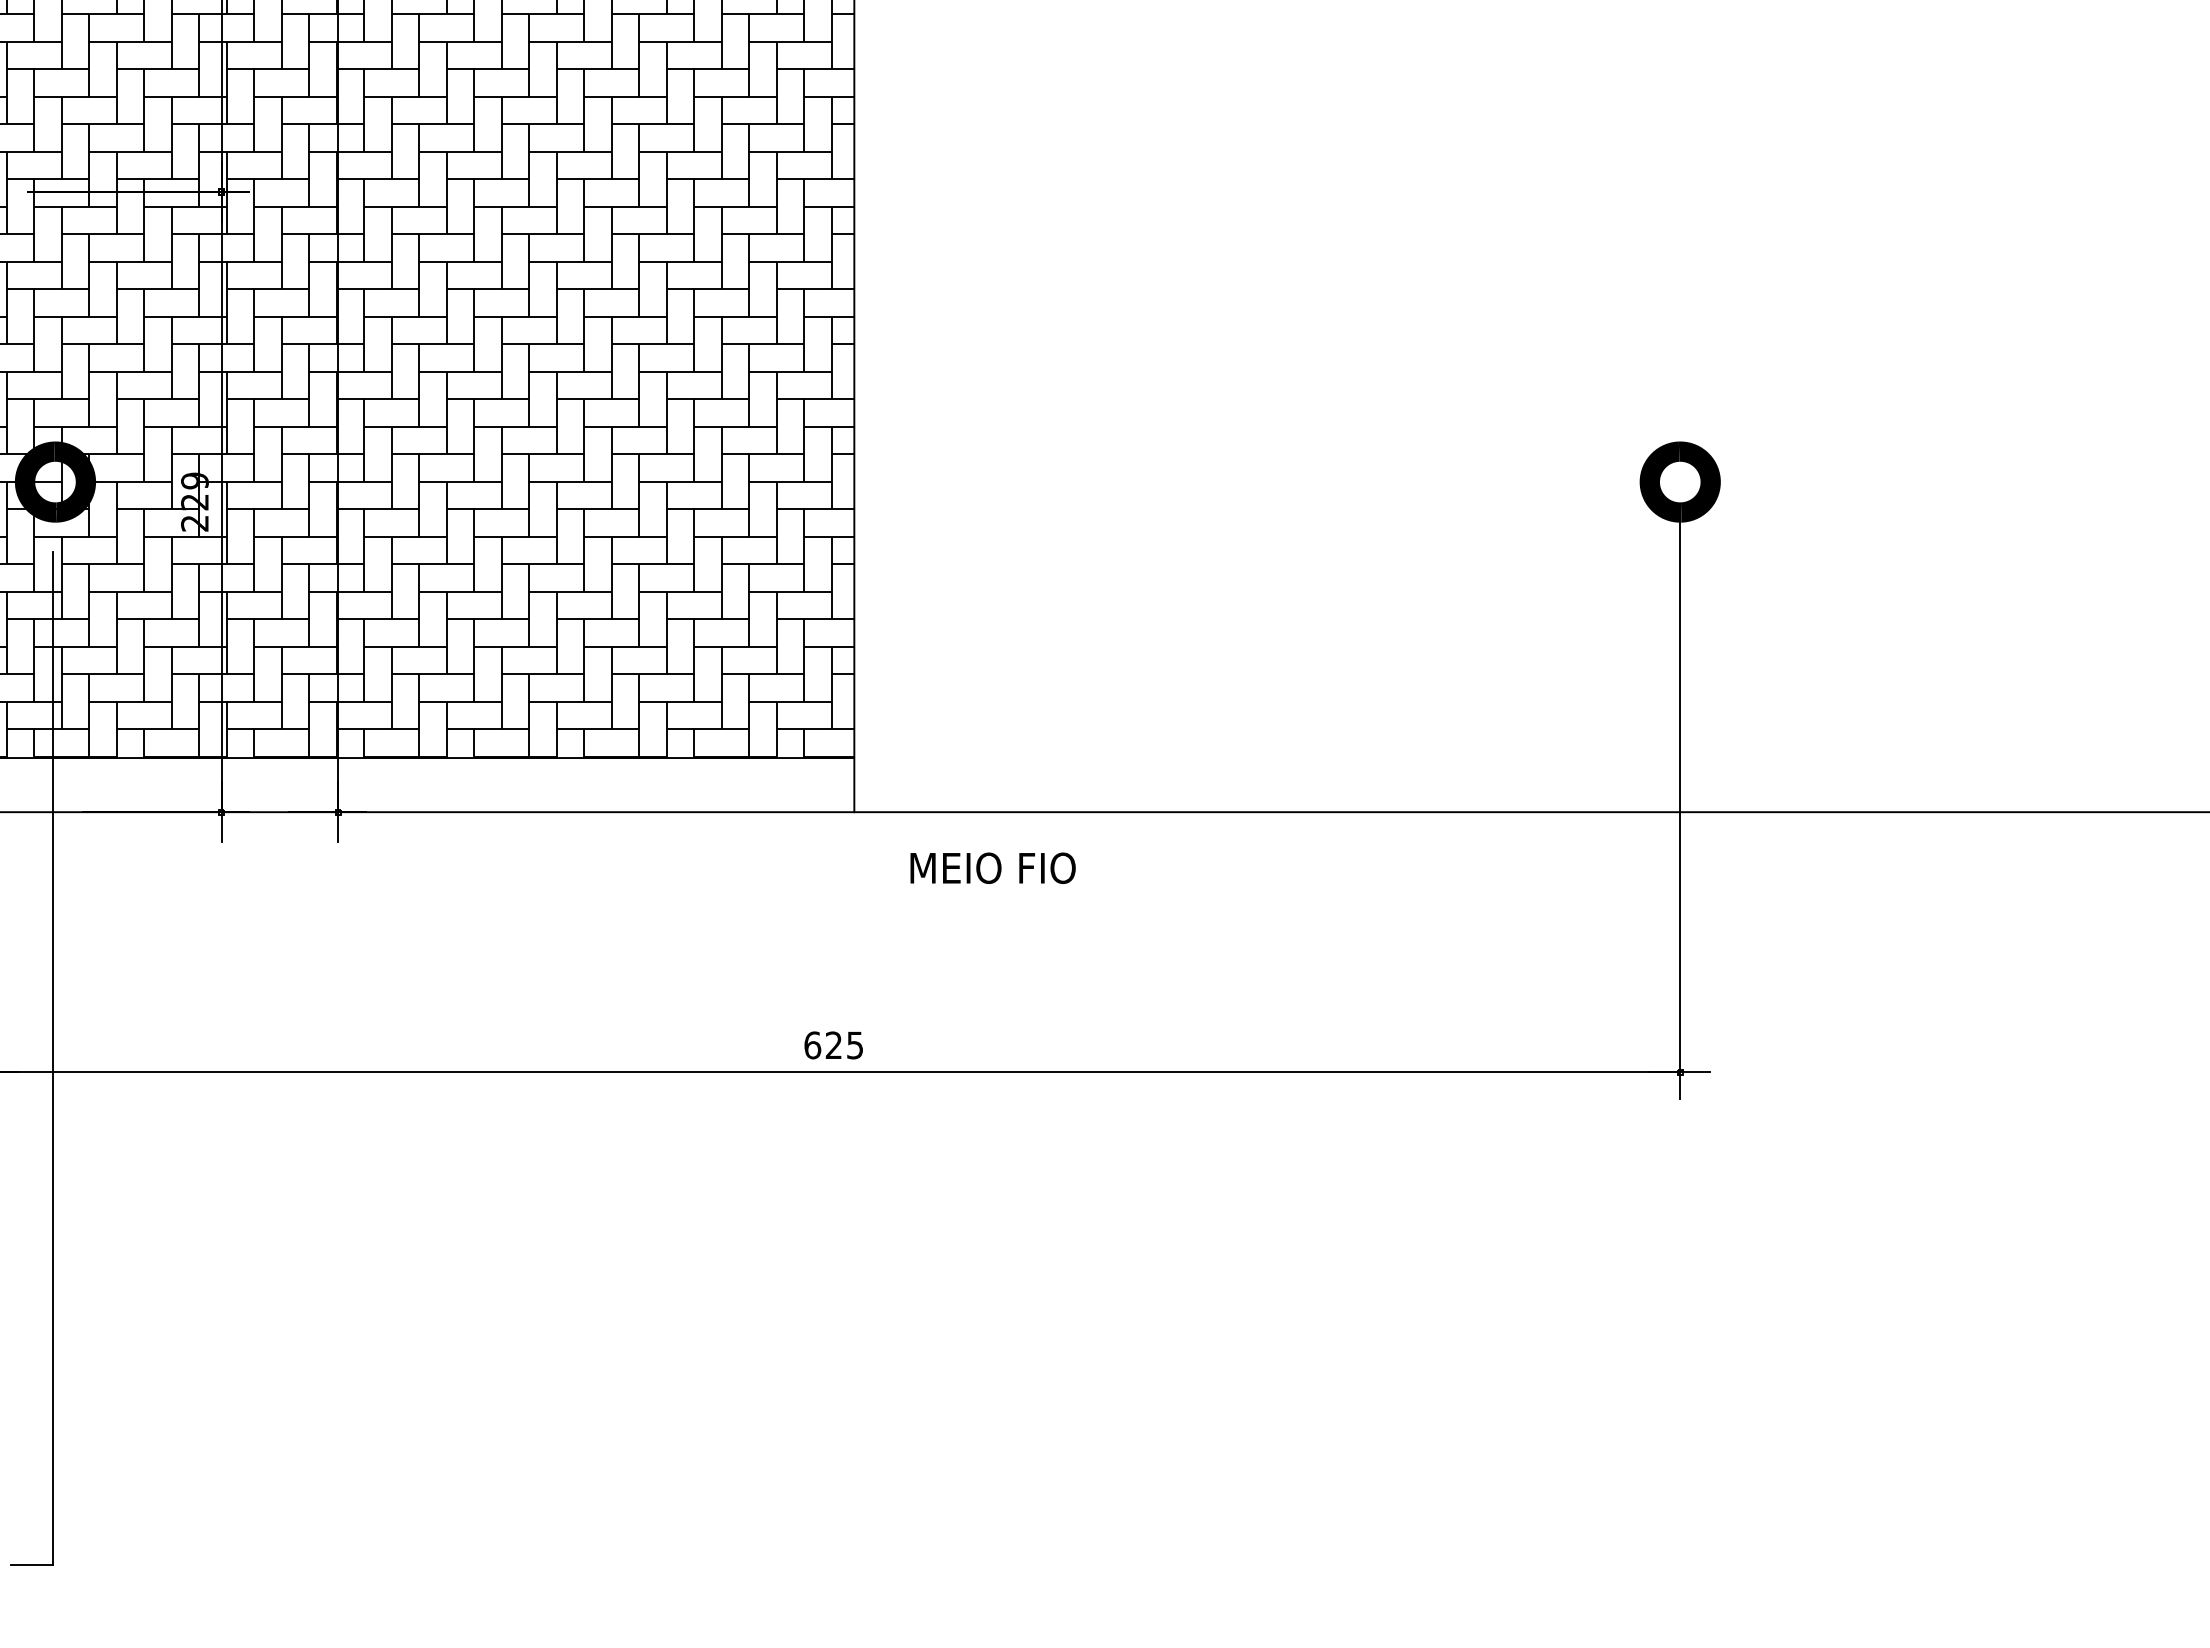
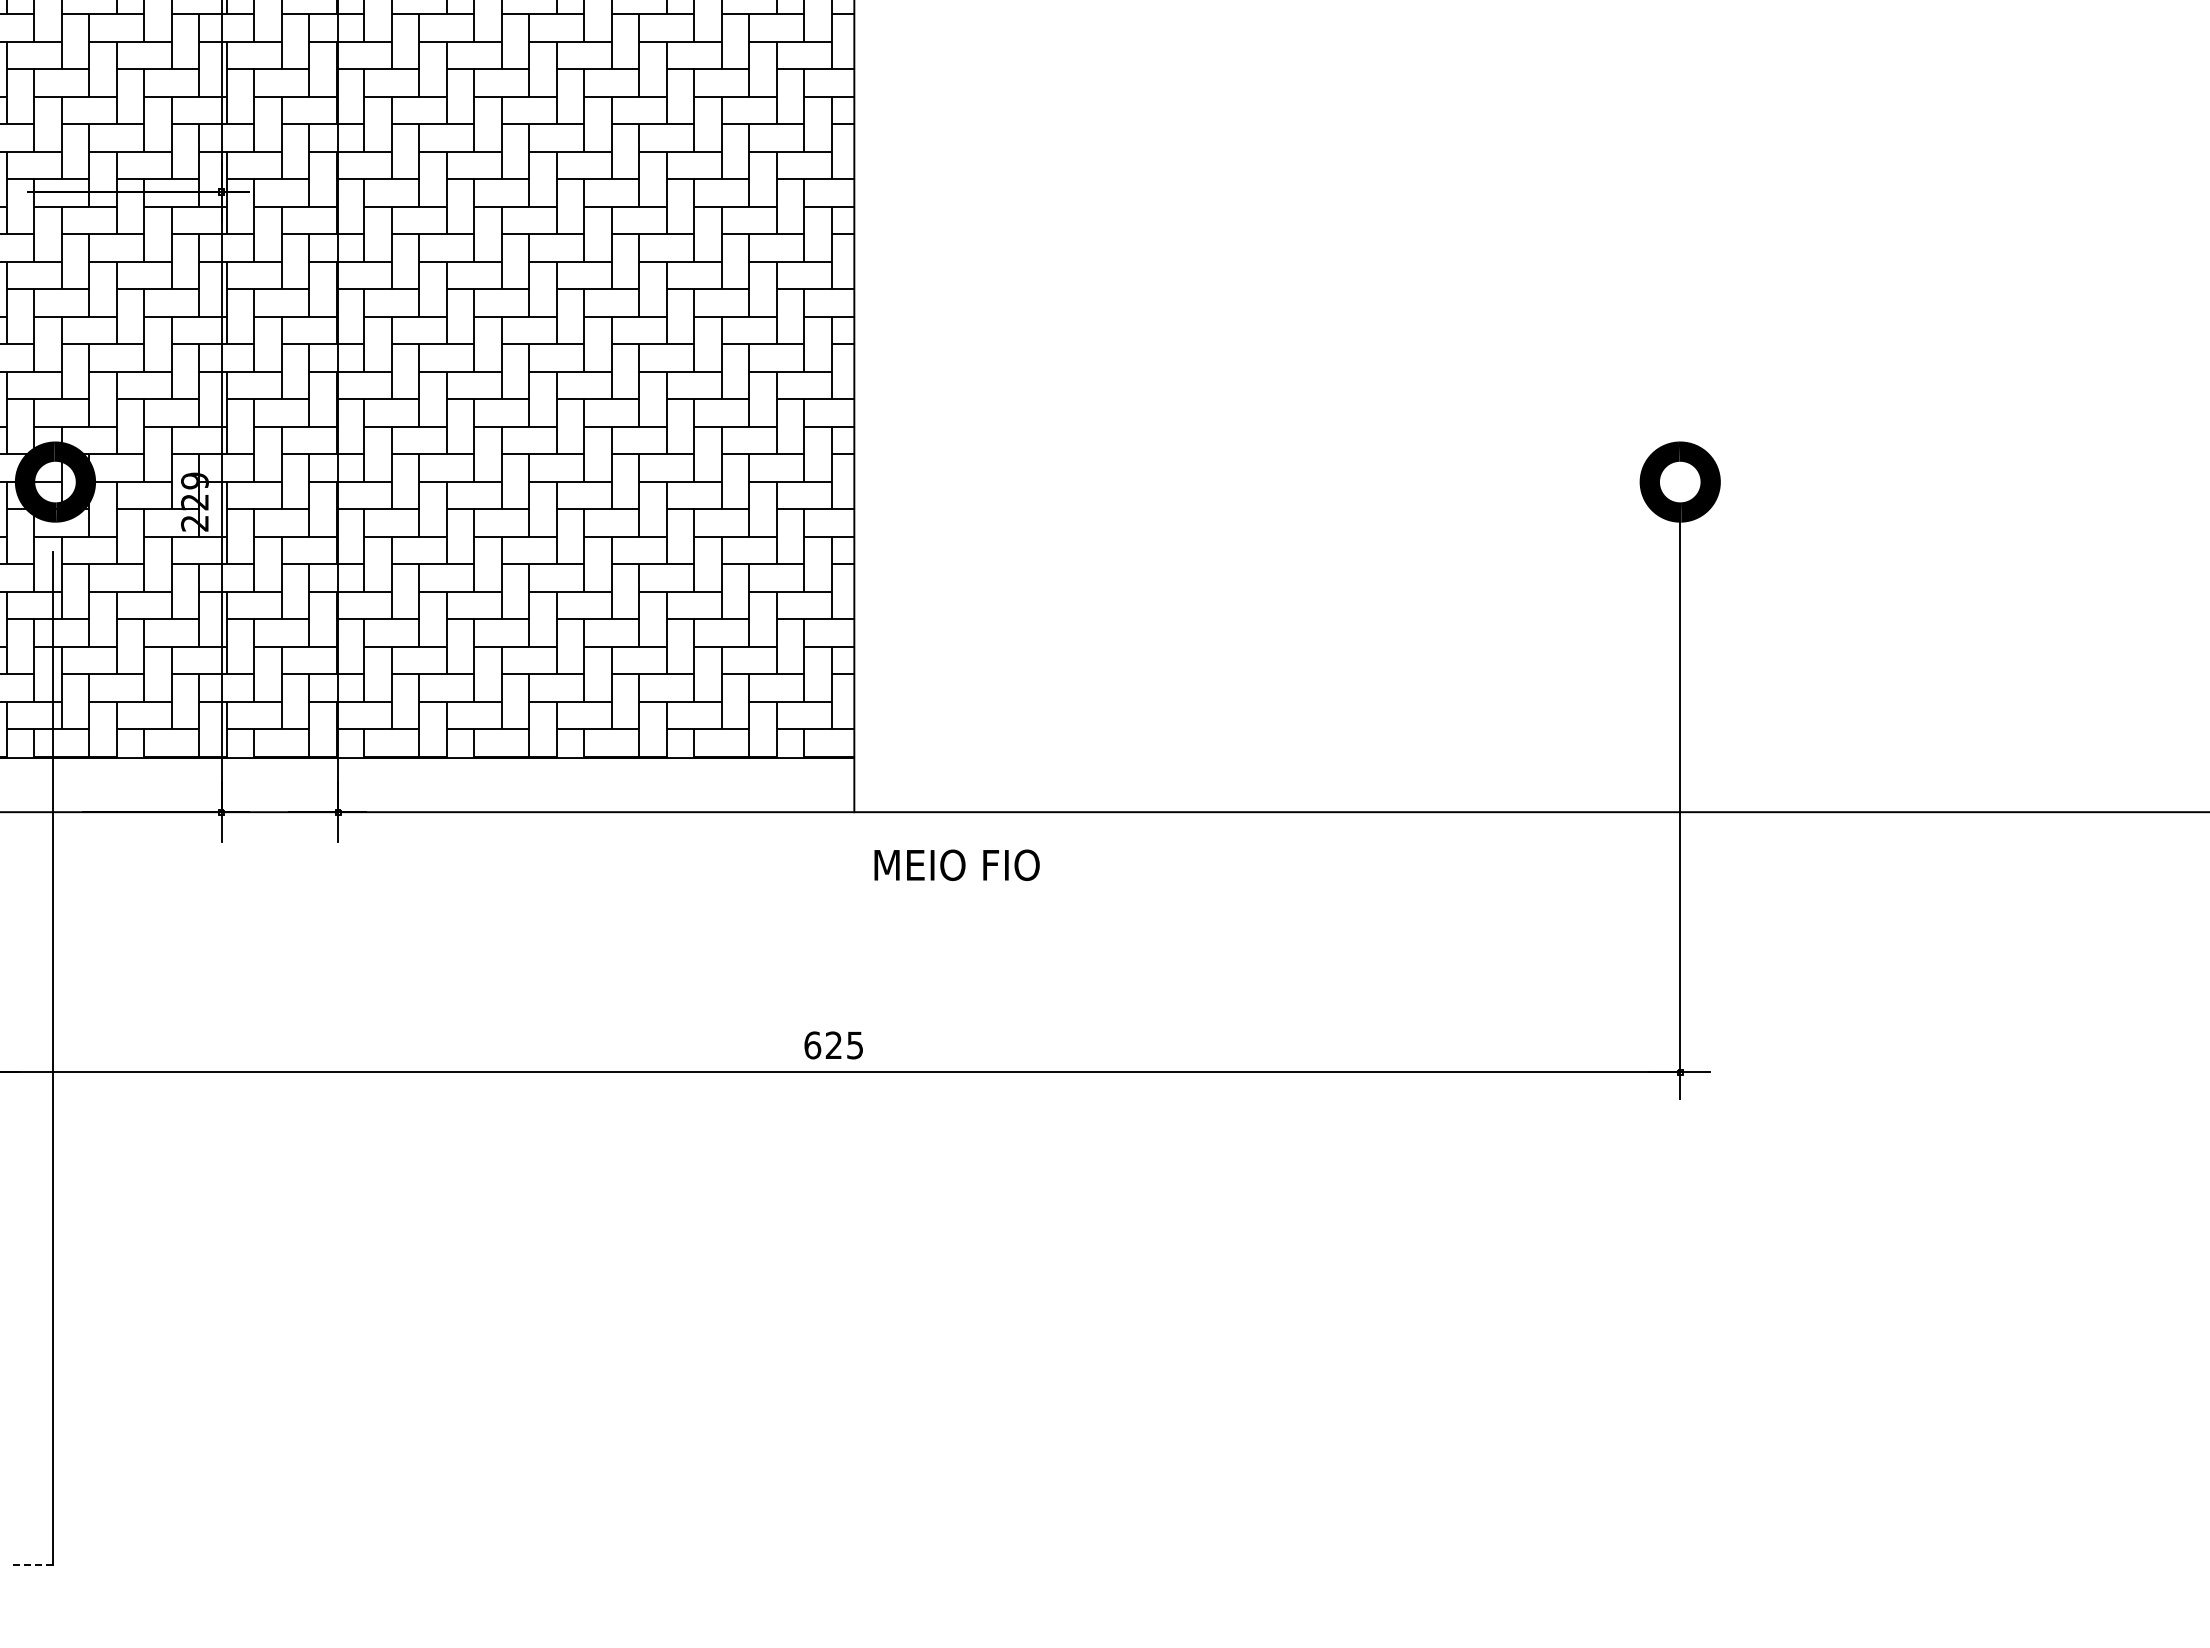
text position: (992, 867) -> (956, 864) (956, 864)
line: solid -> dashed (31, 1565)
